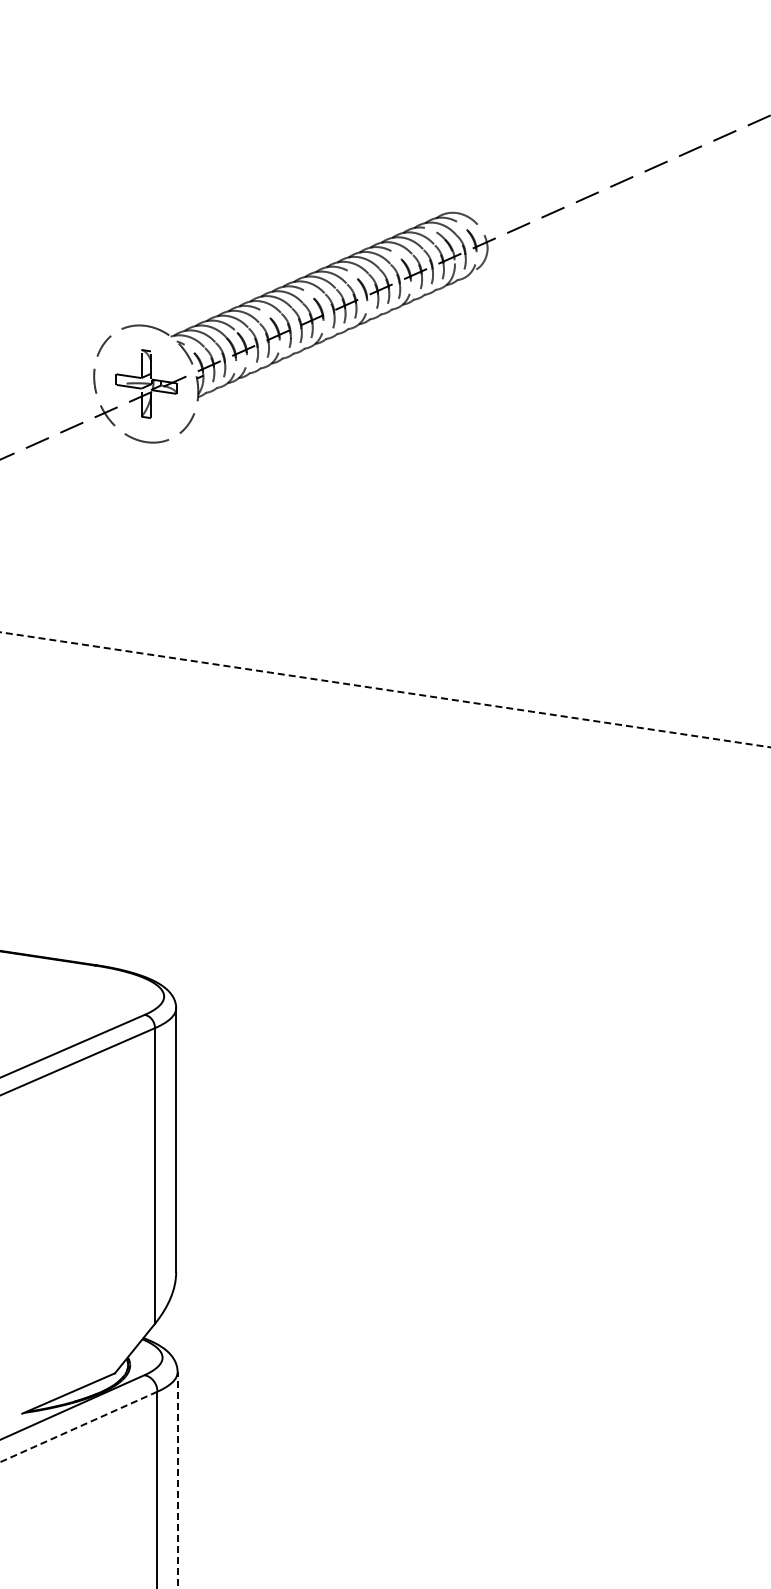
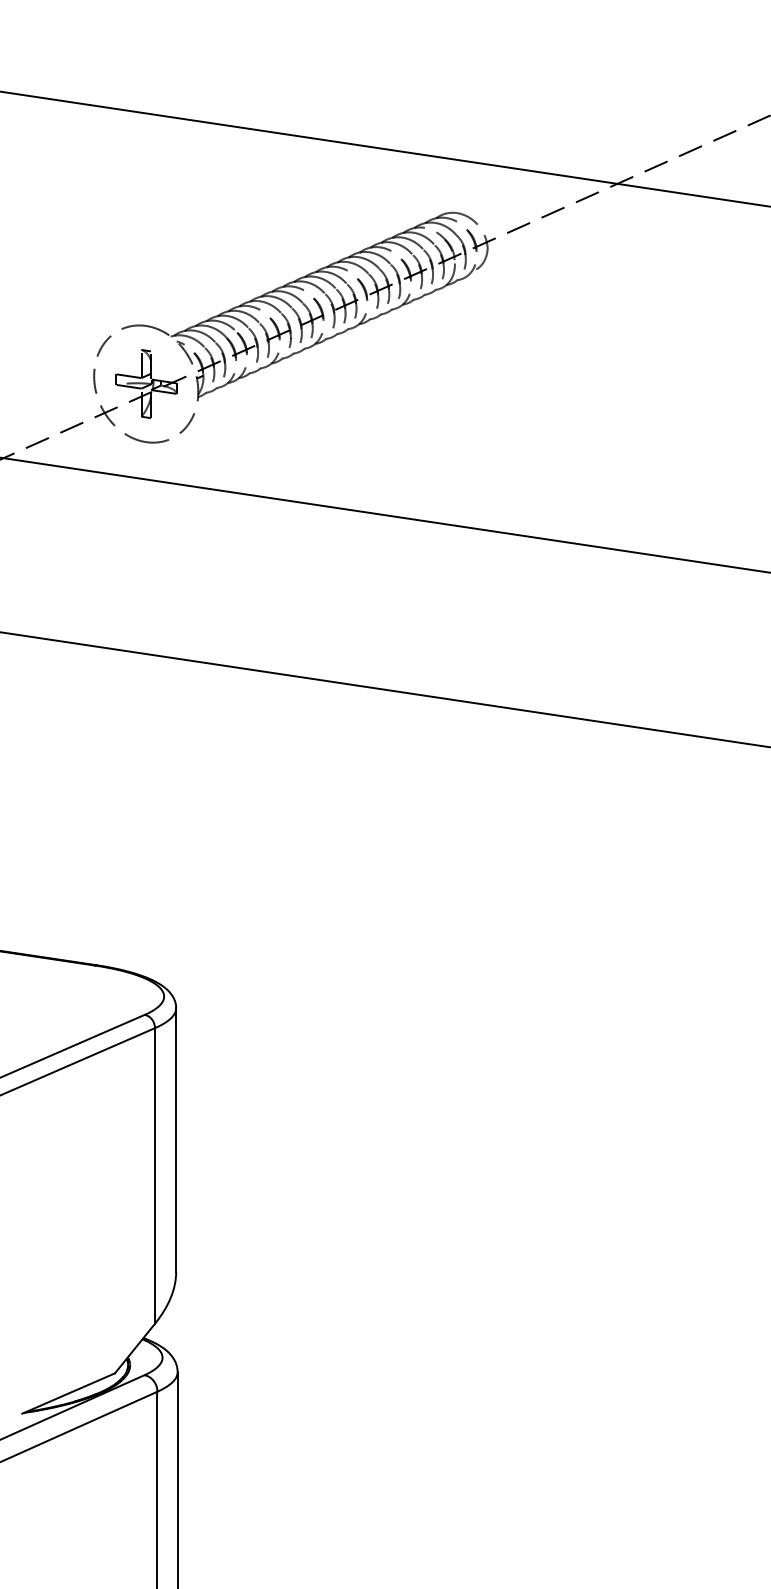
line: none -> present (384, 148)
line: none -> present (384, 514)
line: dashed -> solid (385, 689)
line: dashed -> solid (79, 1426)
line: dashed -> solid (177, 1480)
